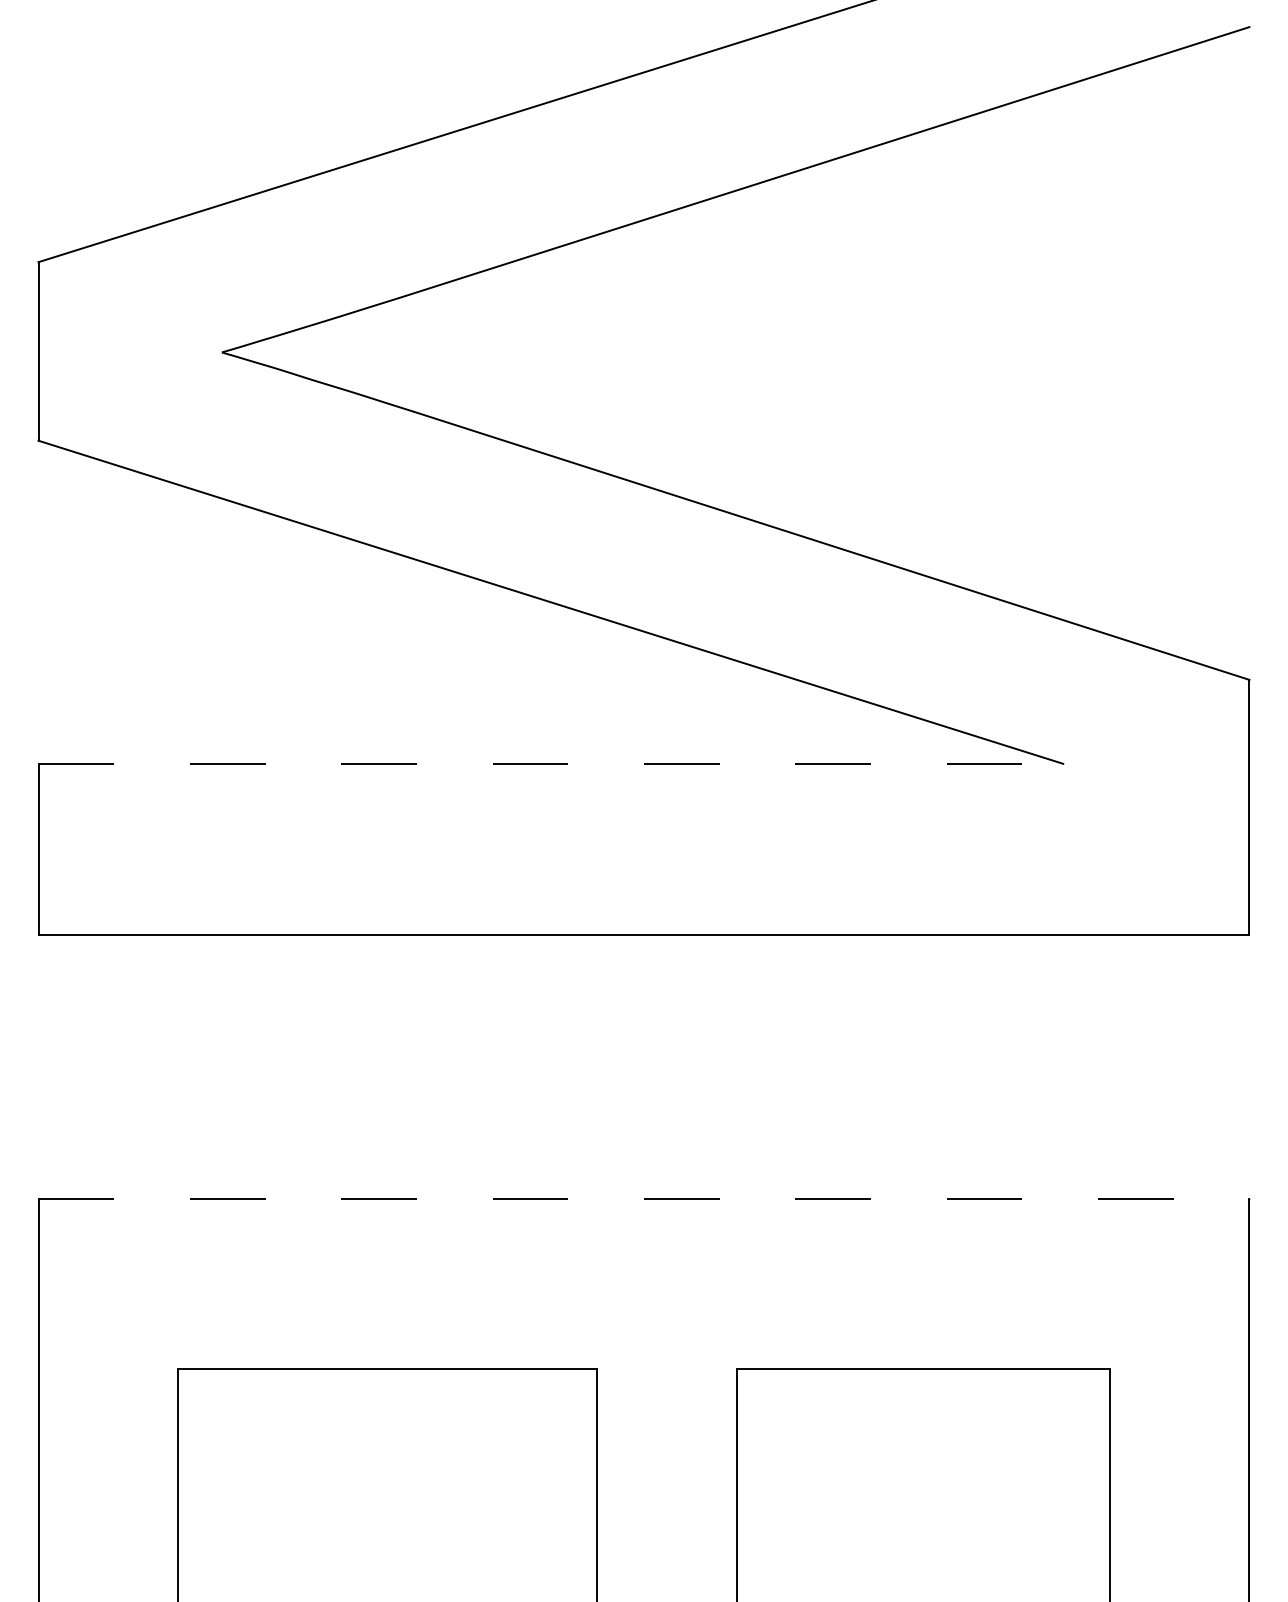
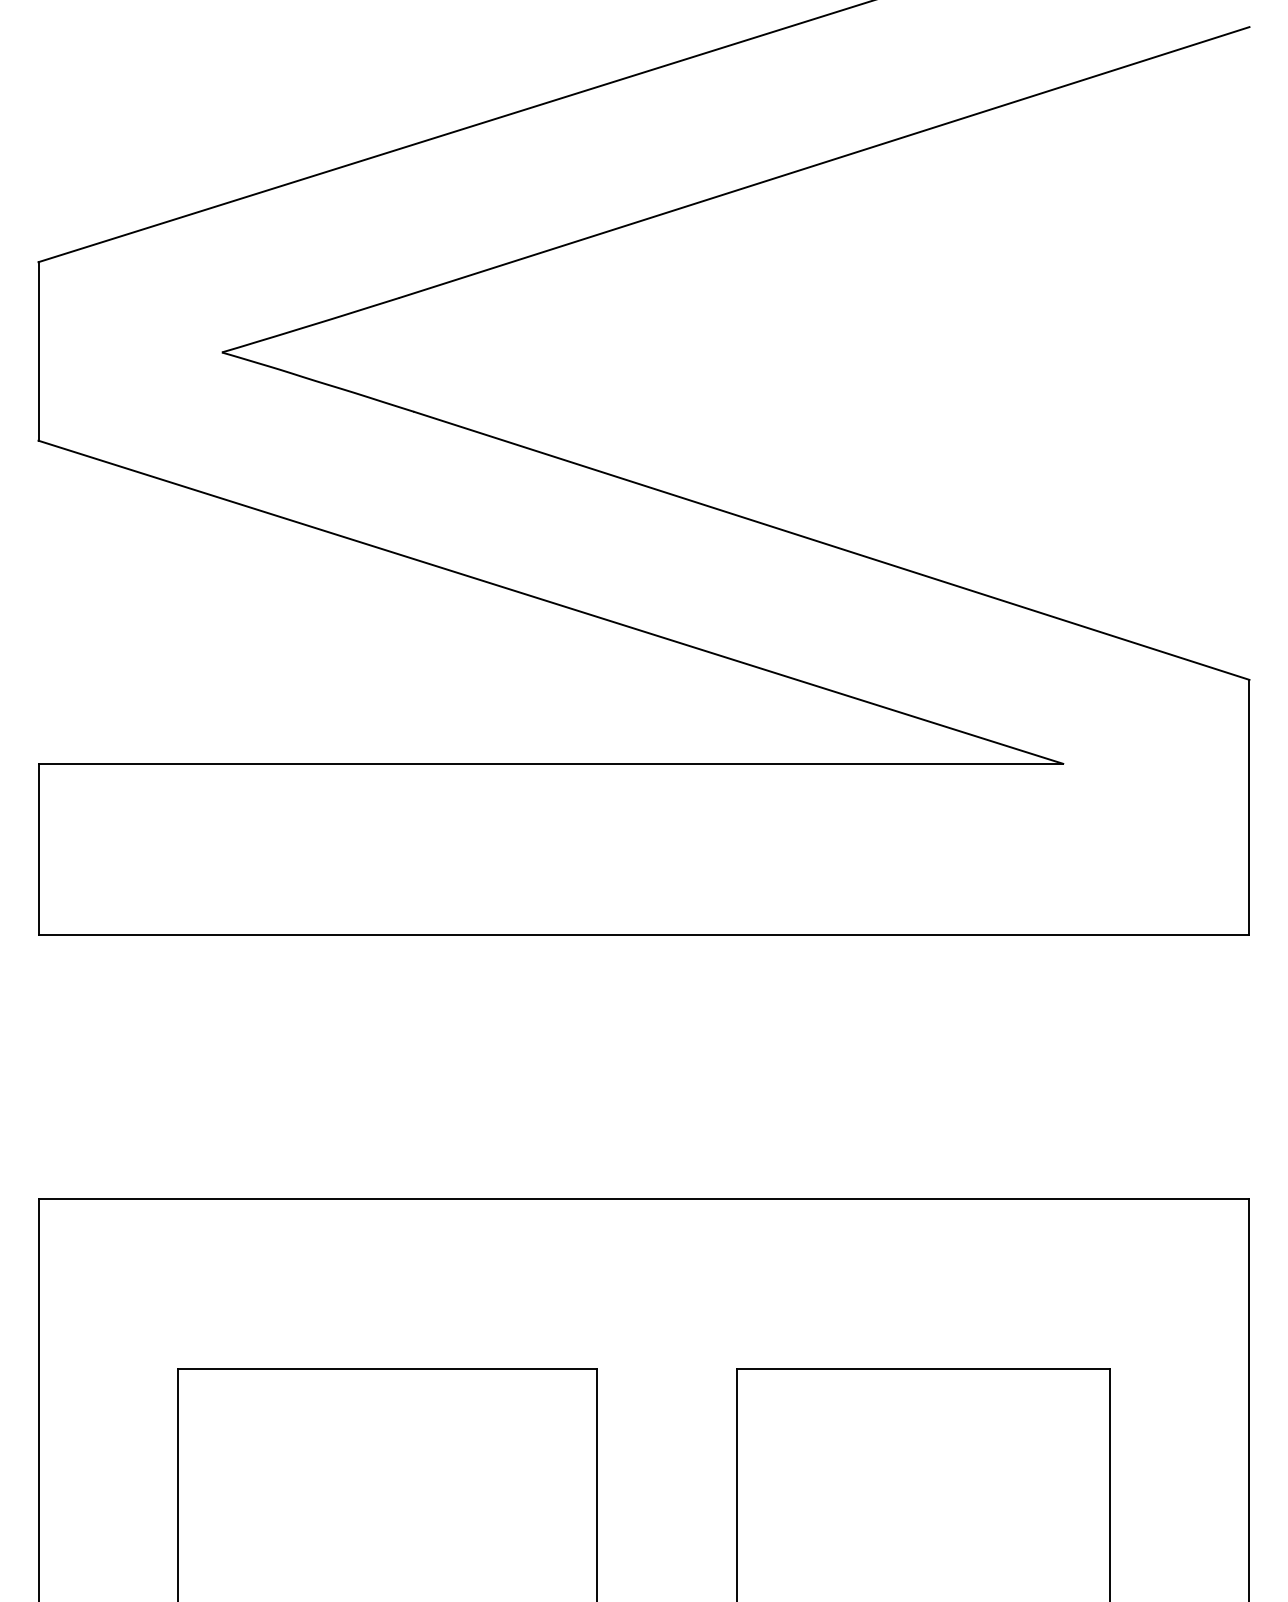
line: dashed -> solid (551, 763)
line: dashed -> solid (644, 1198)
